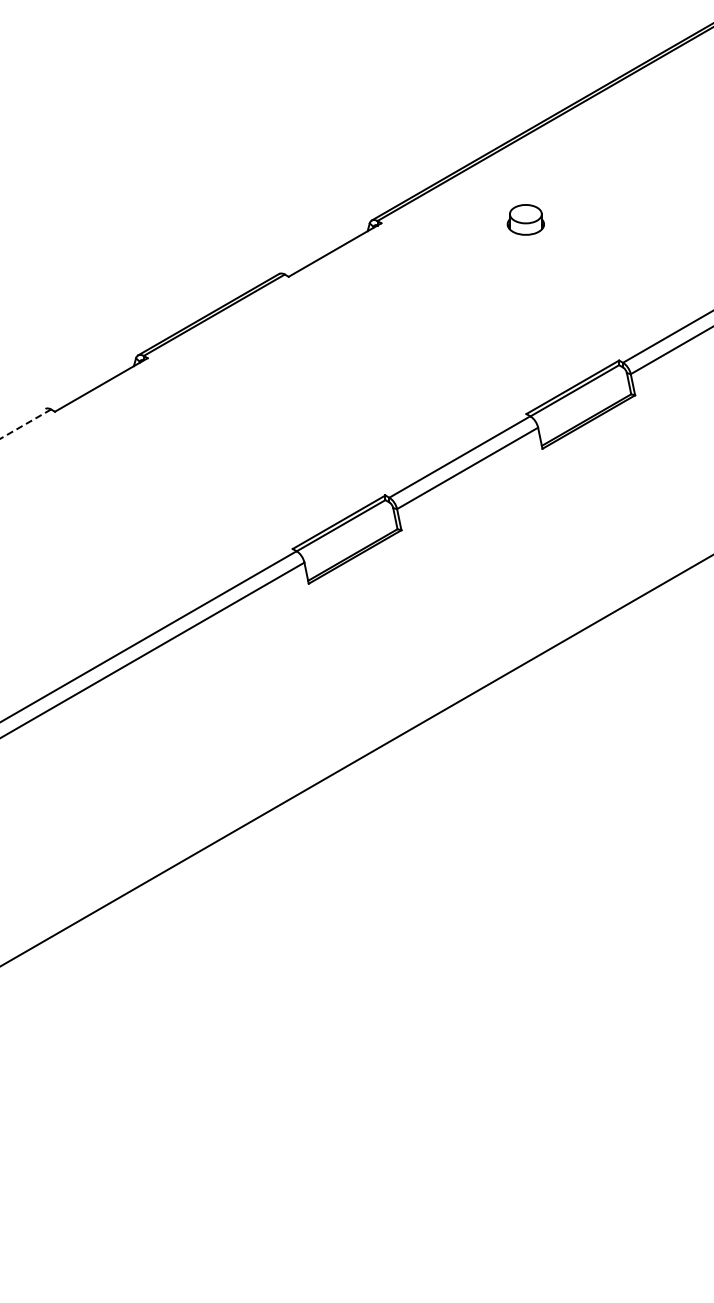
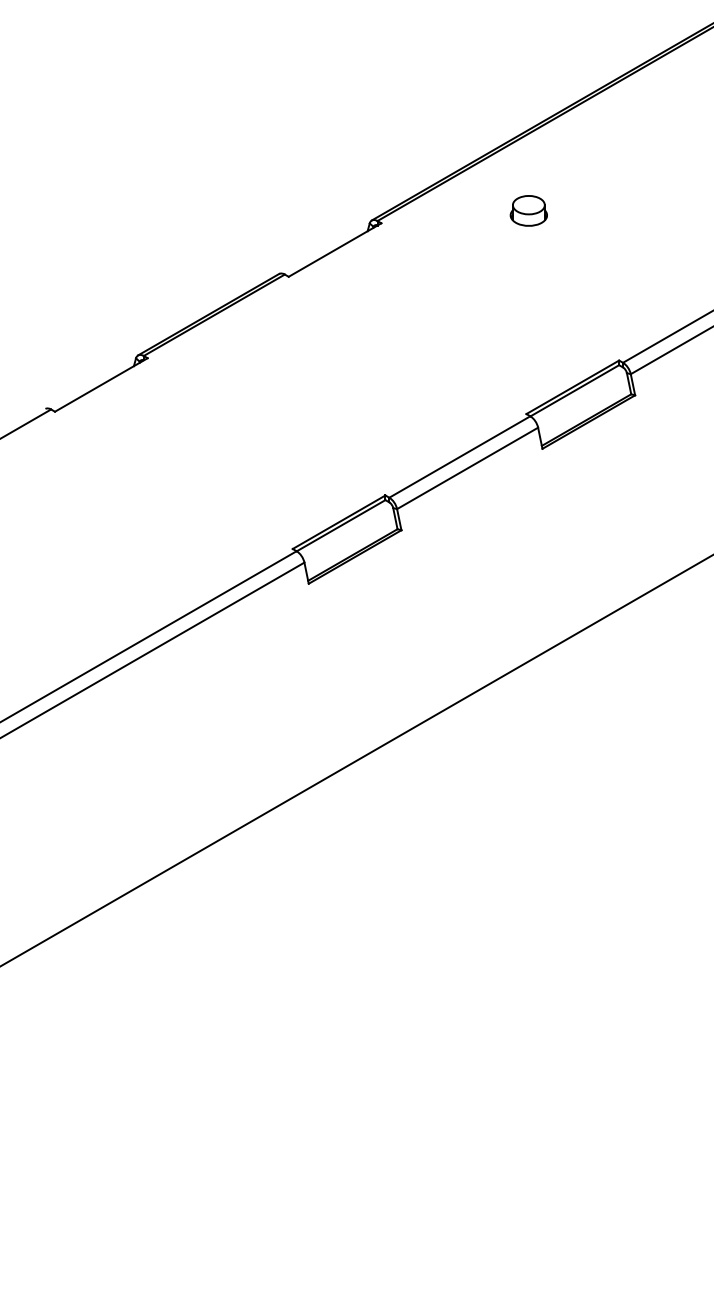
part position: (525, 219) -> (528, 210) (528, 210)
line: dashed -> solid (25, 424)
